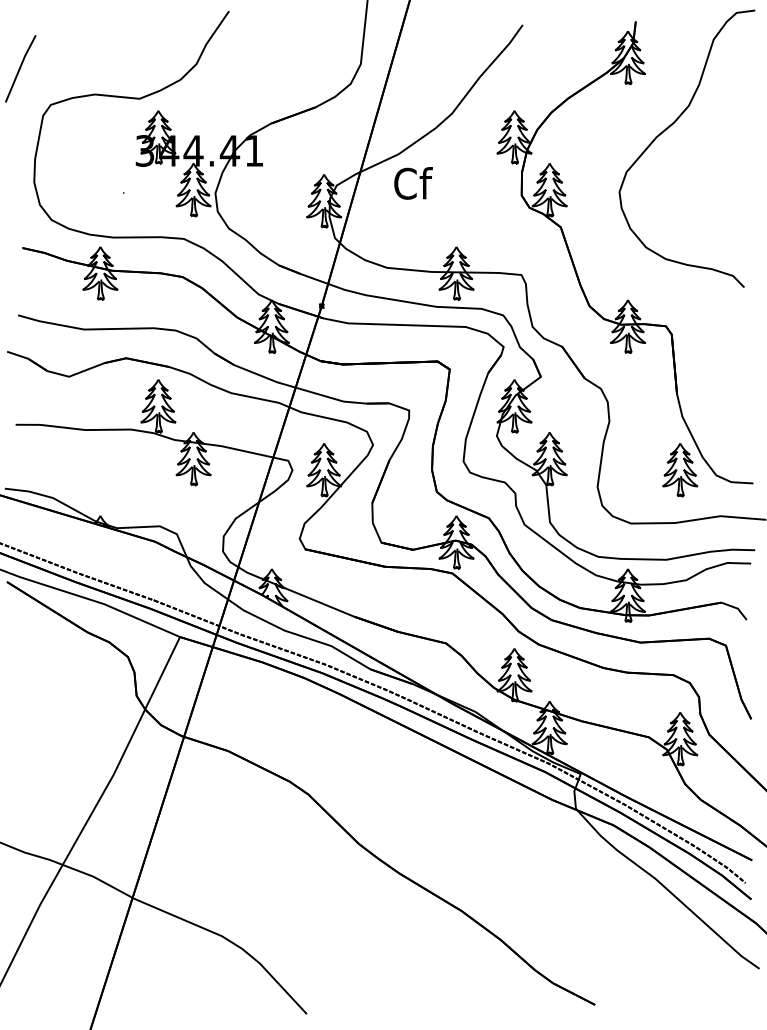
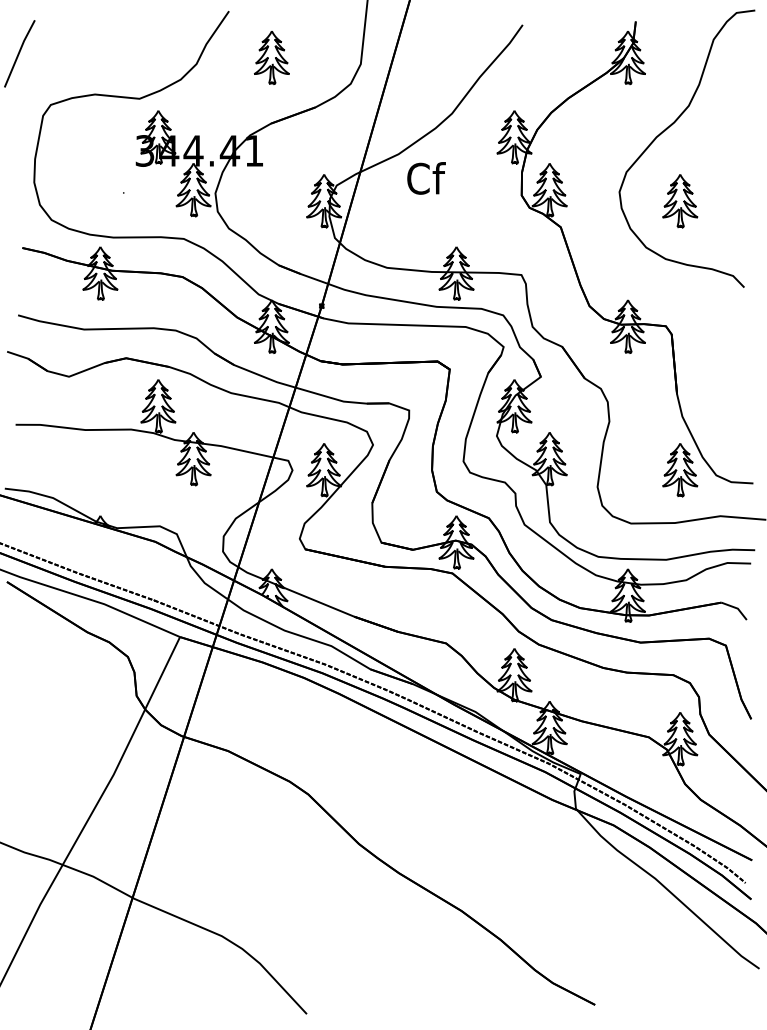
part: none -> present (271, 57)
line position: (20, 68) -> (19, 53) (19, 53)
text position: (413, 183) -> (426, 178) (426, 178)
part: none -> present (680, 201)
